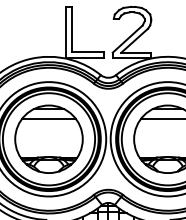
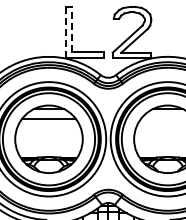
line: solid -> dashed (72, 28)
line: solid -> dashed (65, 32)
line: present -> none (161, 118)
